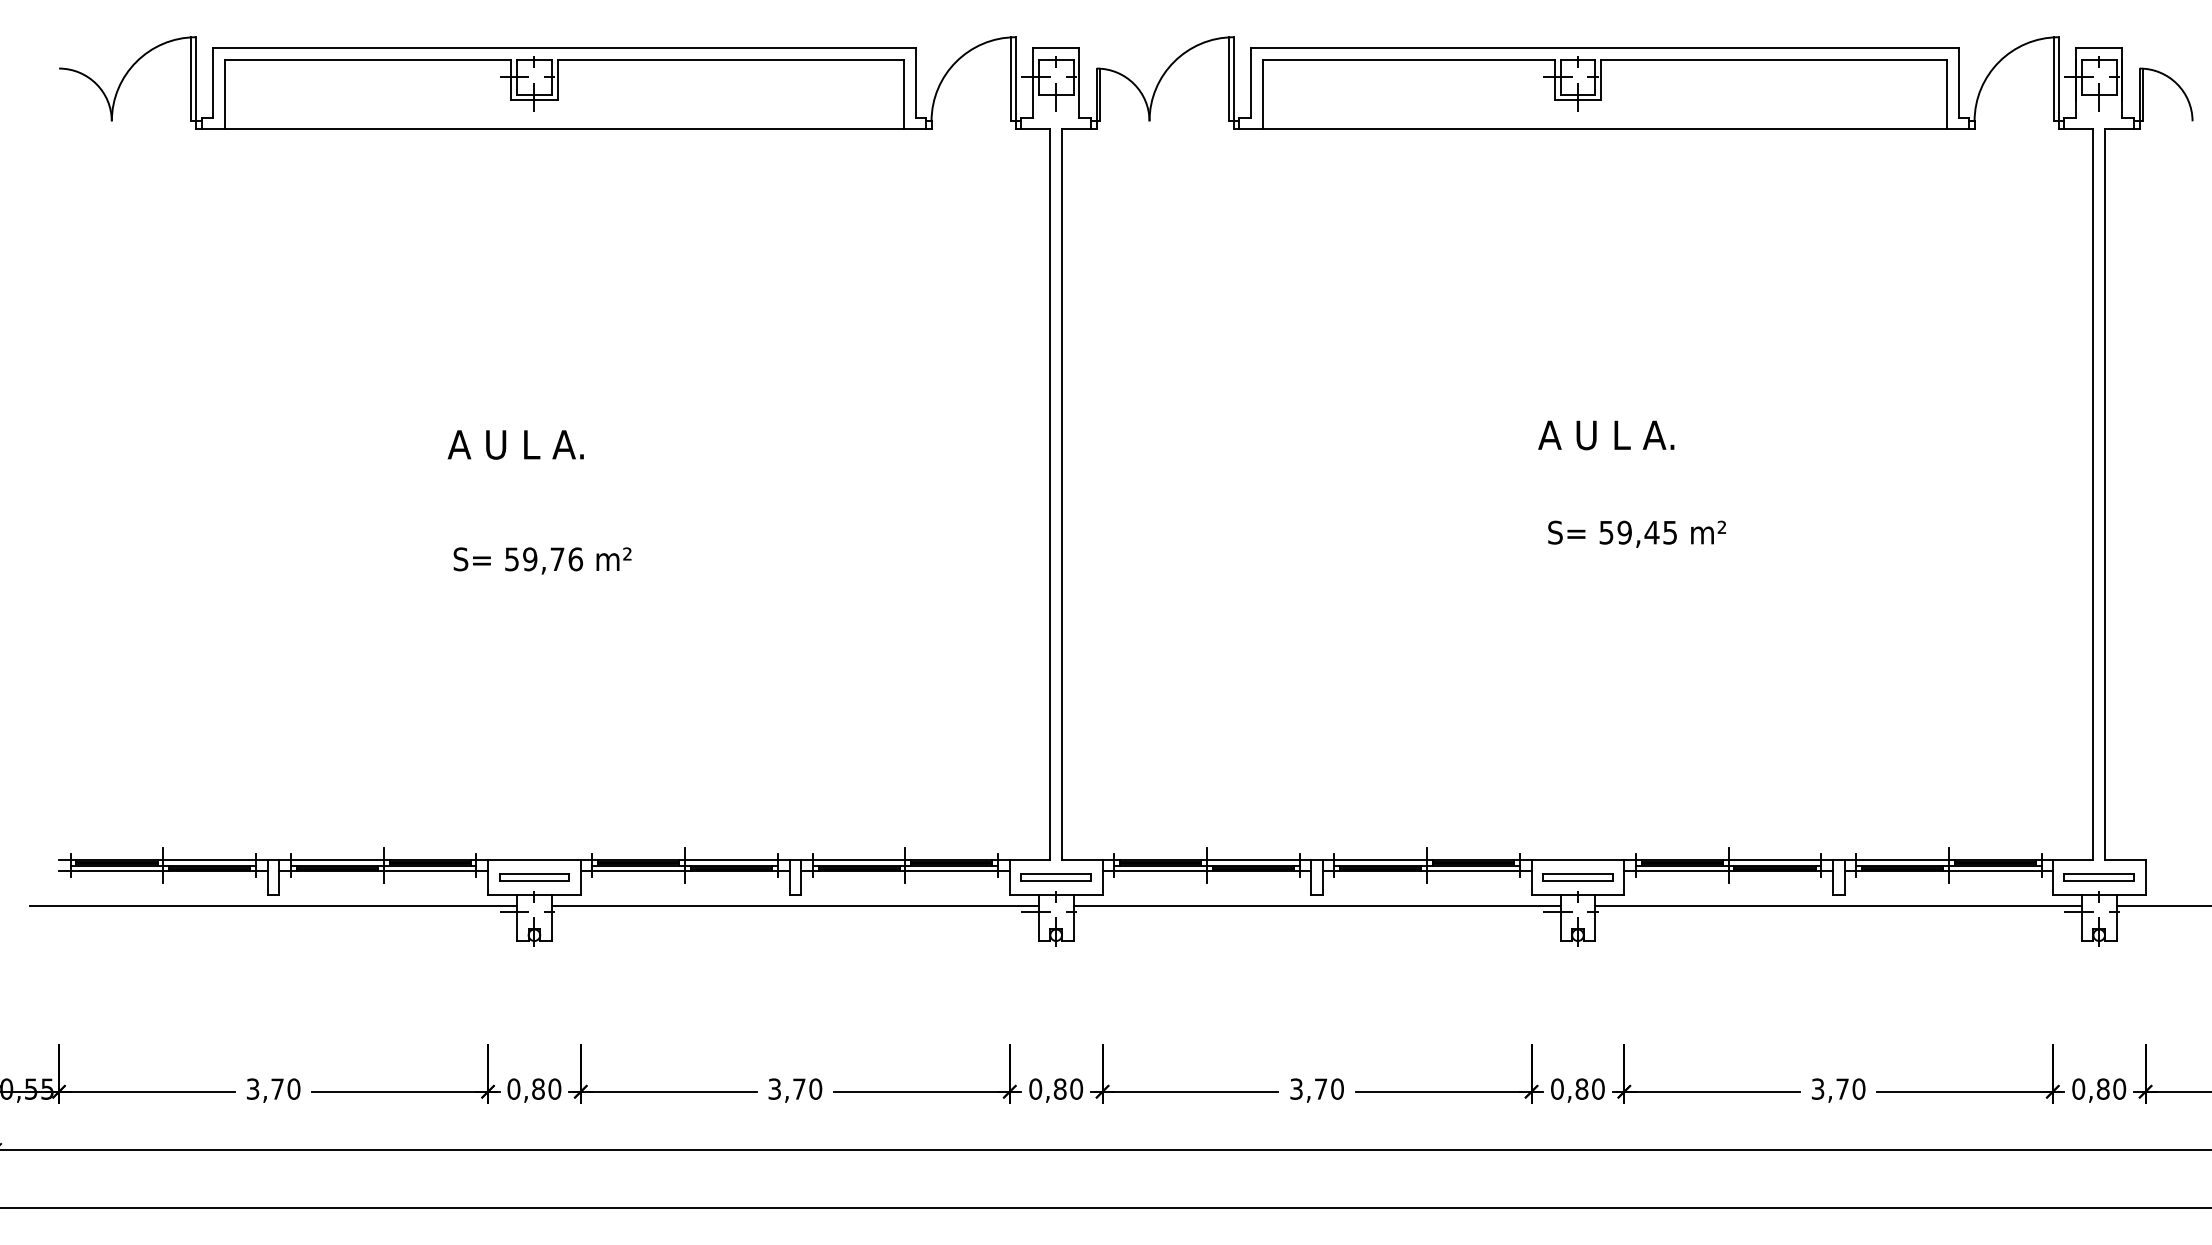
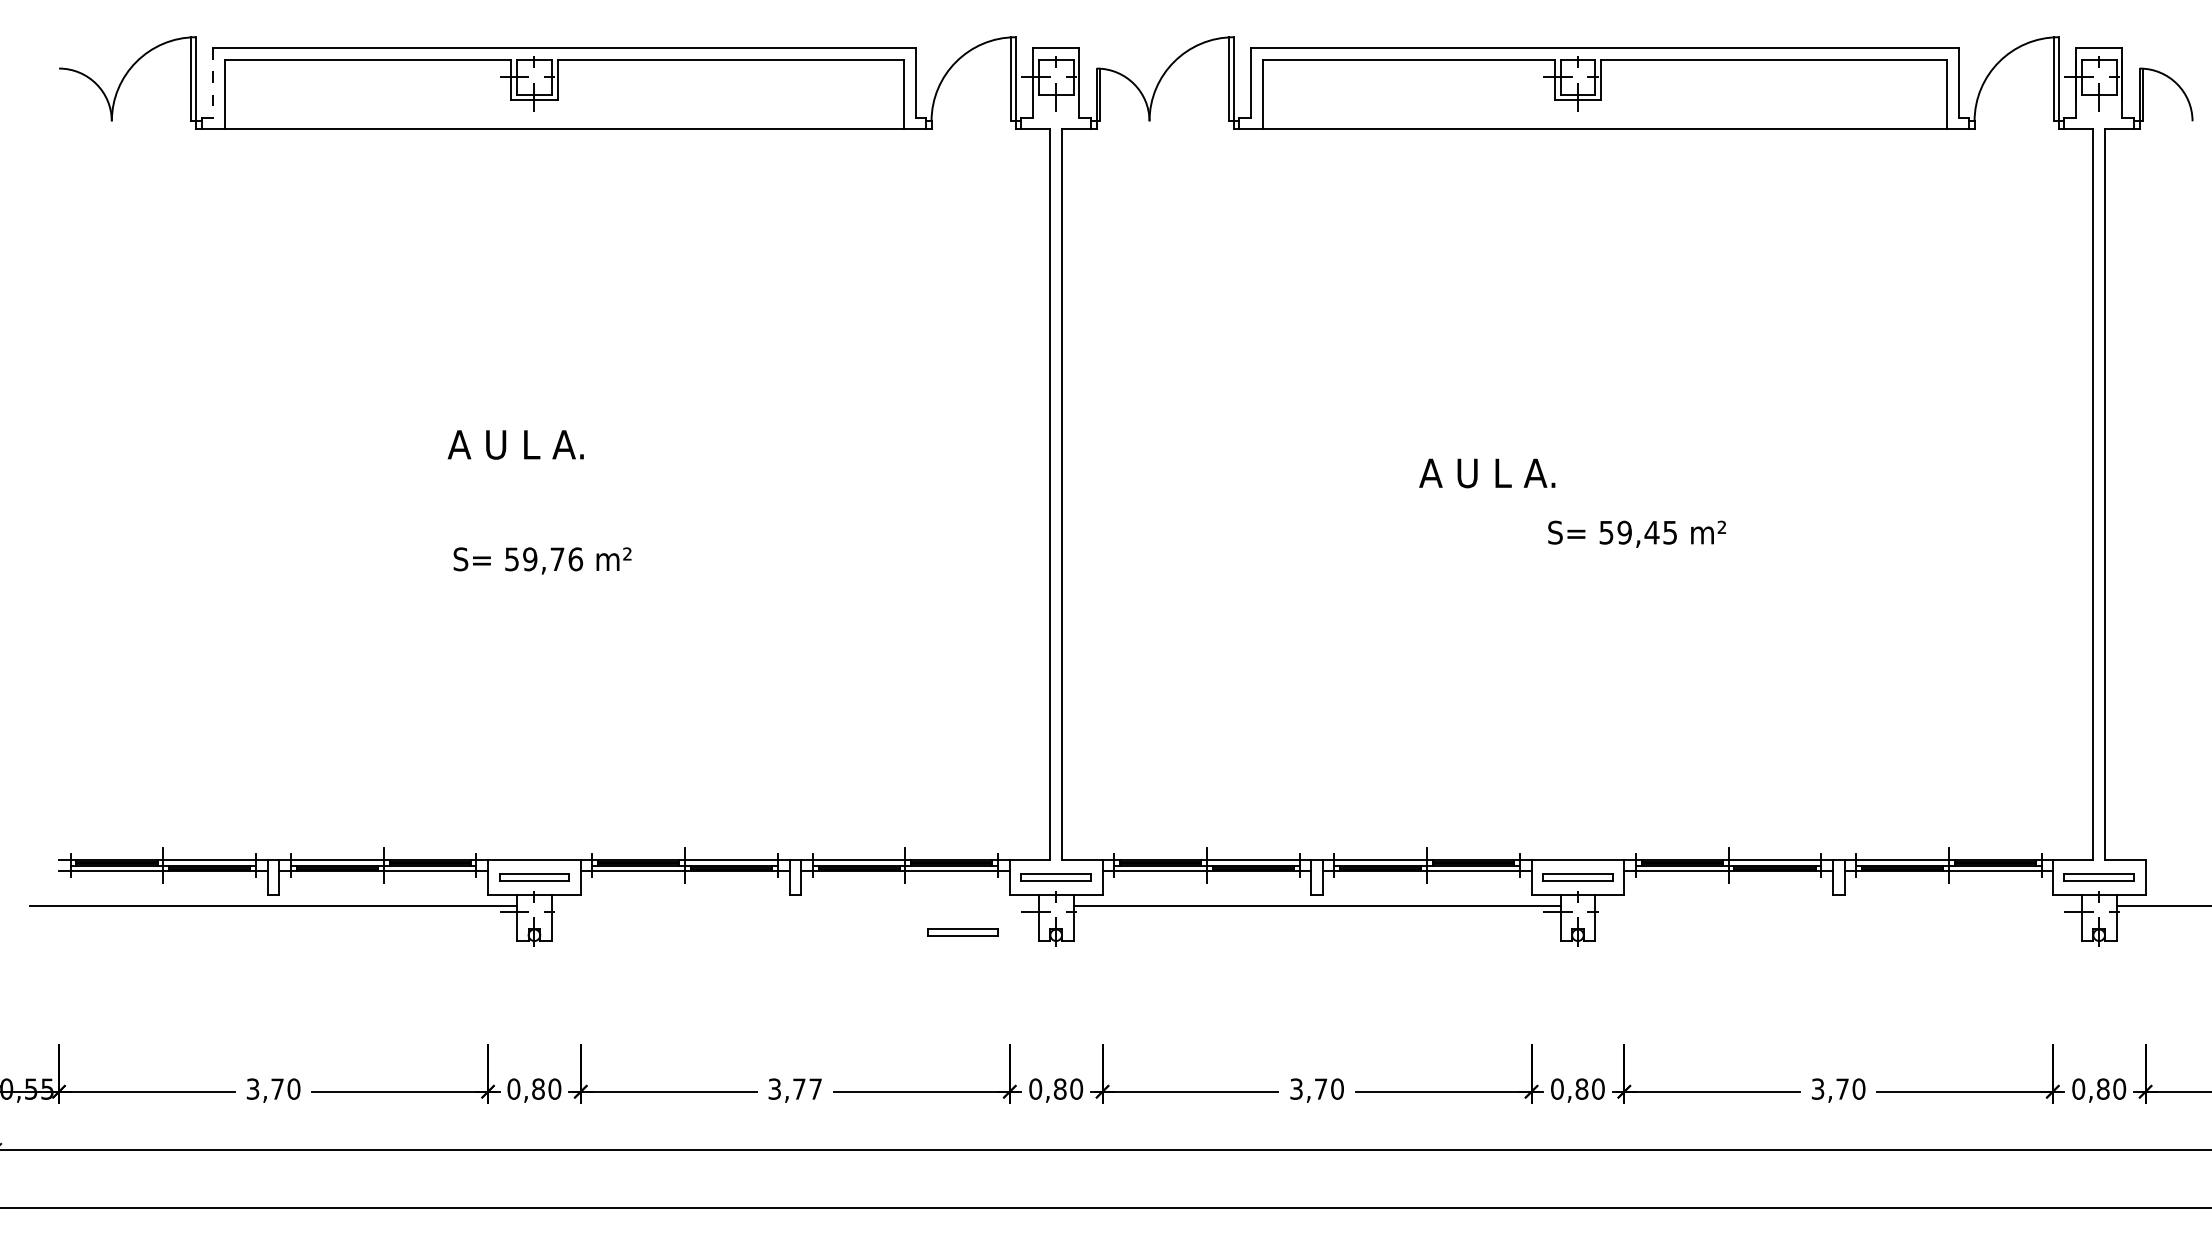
line: solid -> dashed (213, 83)
text position: (1606, 435) -> (1487, 473) (1487, 473)
line: present -> none (794, 906)
line: present -> none (1838, 906)
part: none -> present (962, 932)
text: 3,70 -> 3,77 (815, 1088)
